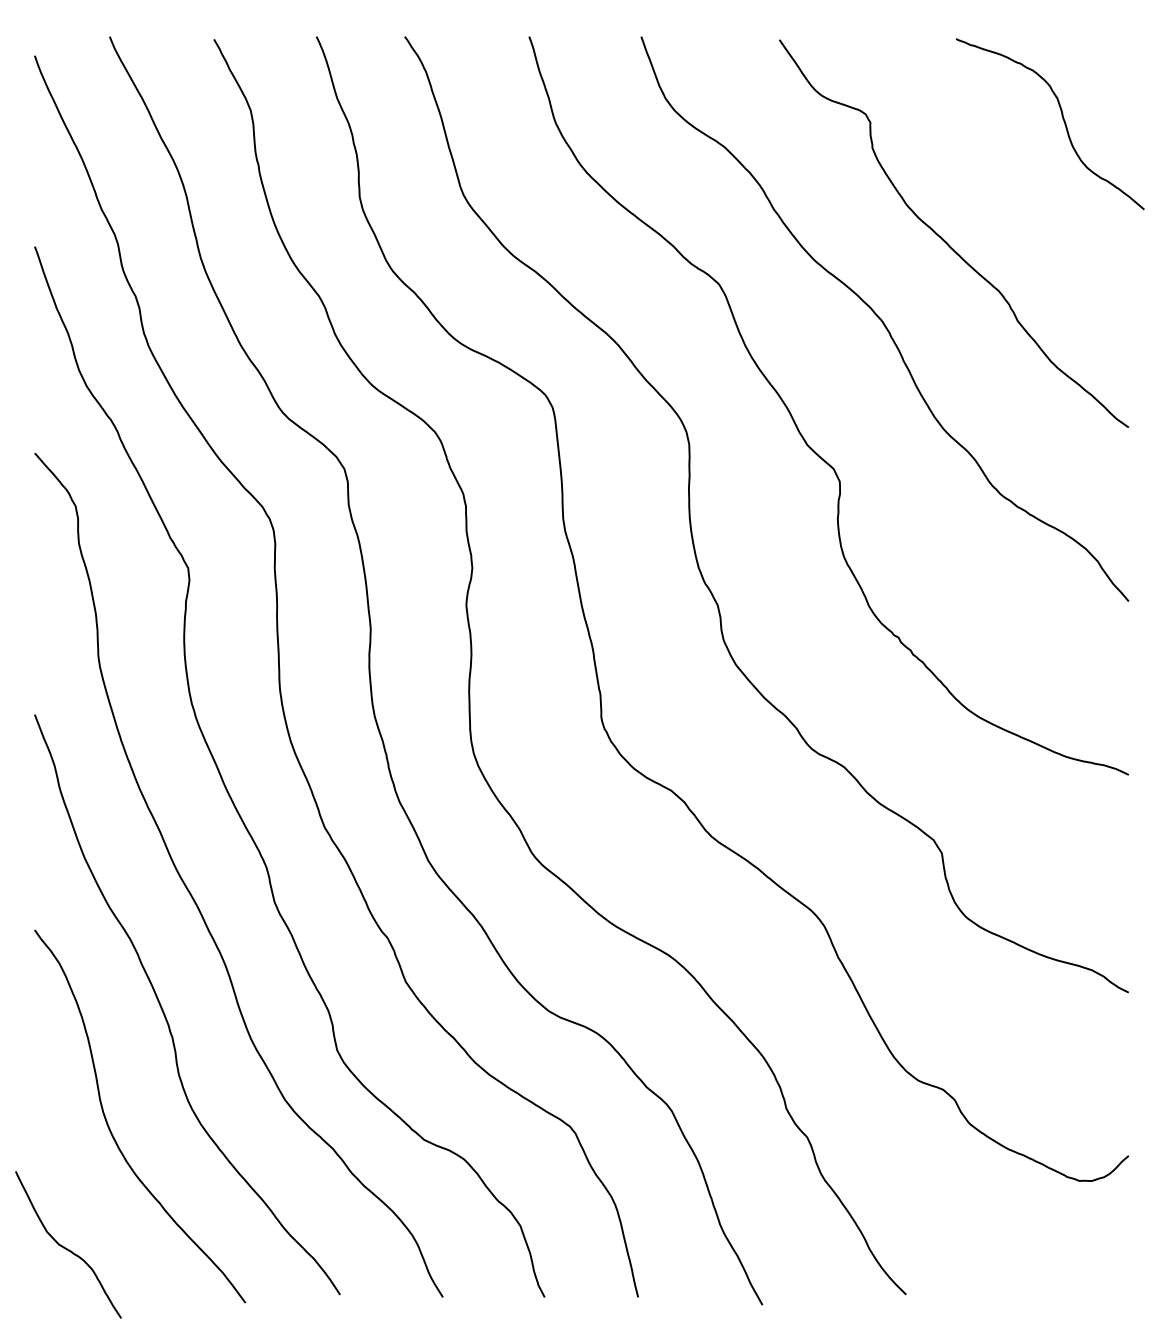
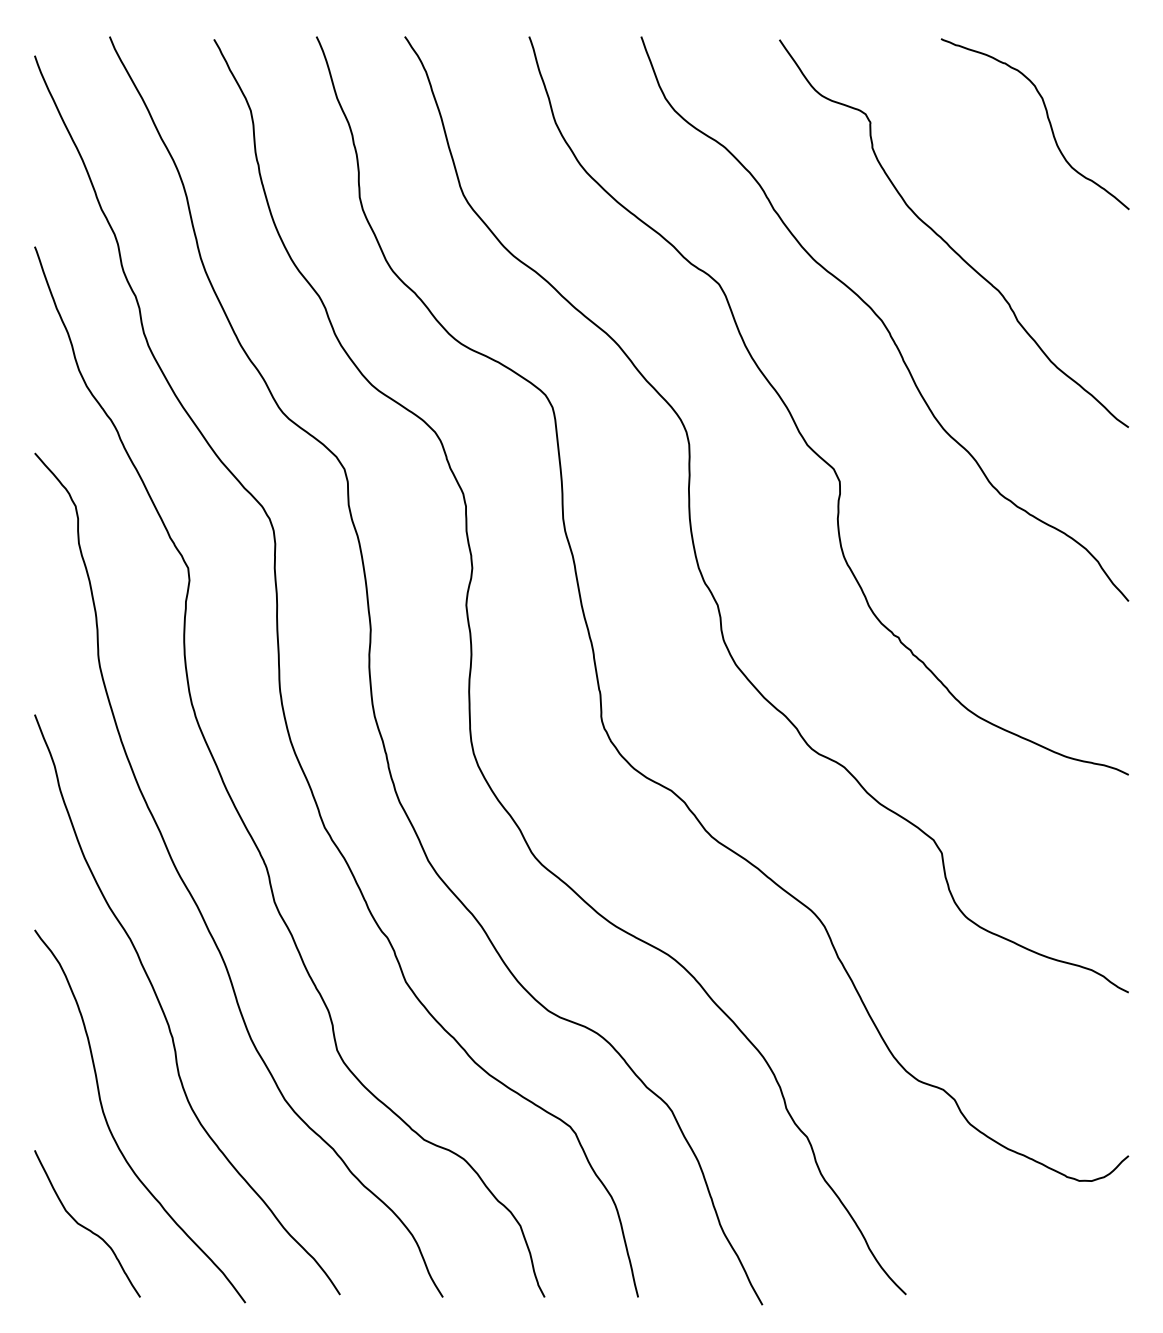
curve position: (1062, 119) -> (1047, 119) (1047, 119)
curve position: (67, 1248) -> (86, 1227) (86, 1227)
